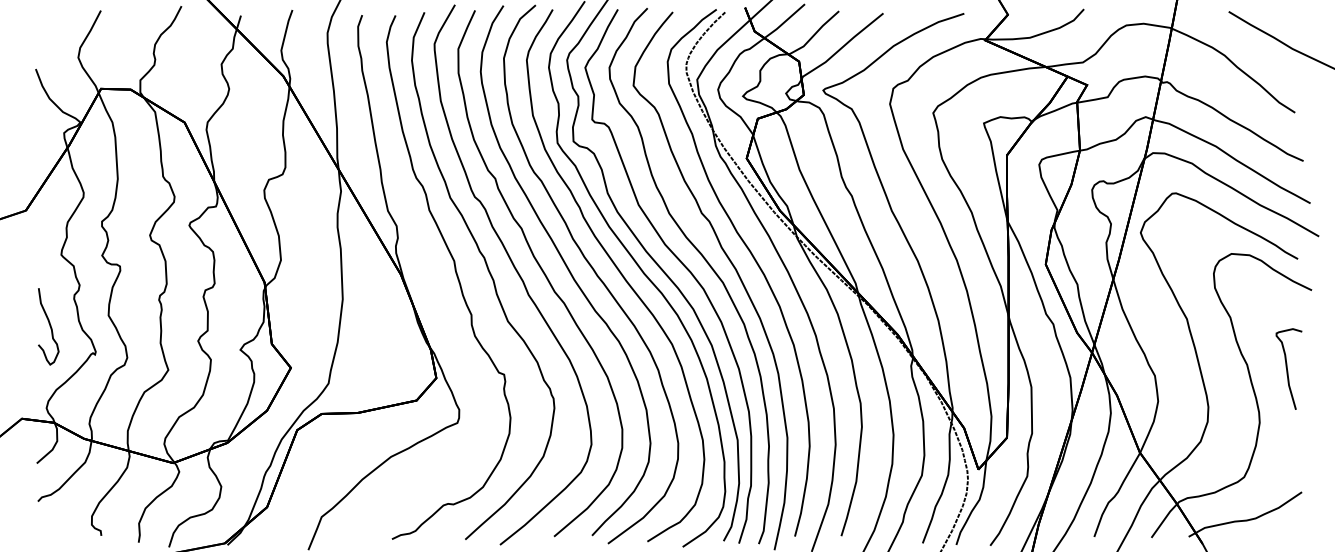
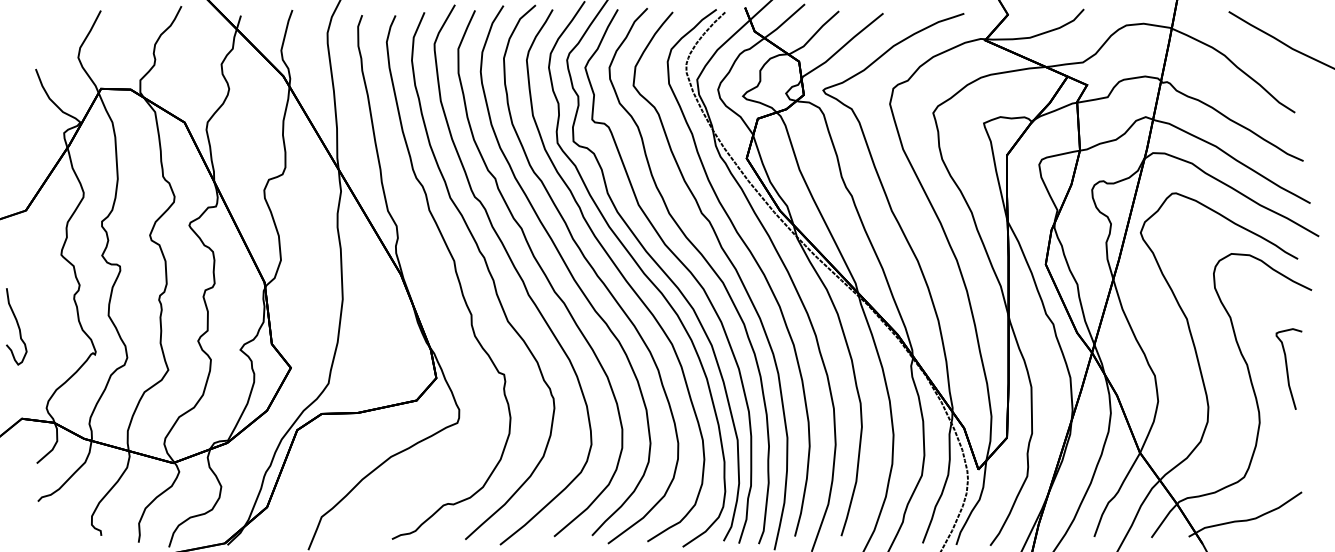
curve position: (49, 326) -> (17, 326) (17, 326)
